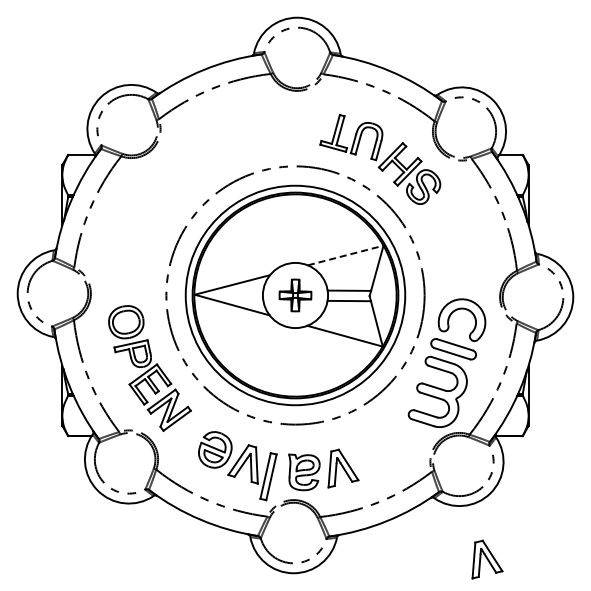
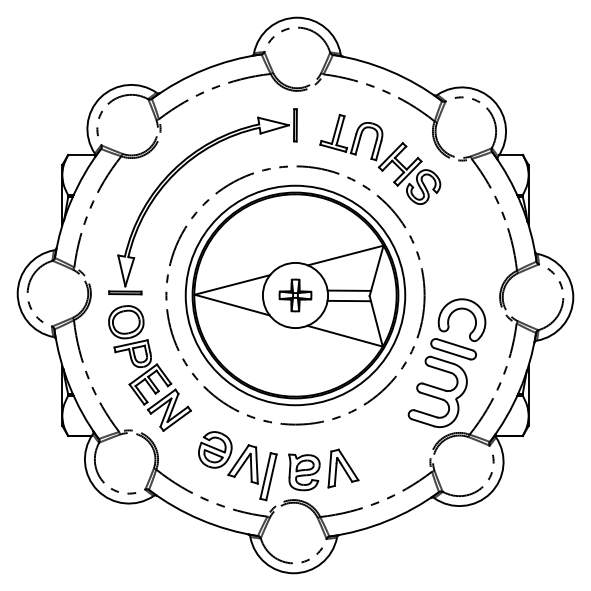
part: none -> present (175, 174)
line: dashed -> solid (346, 255)
part: present -> none (487, 559)
